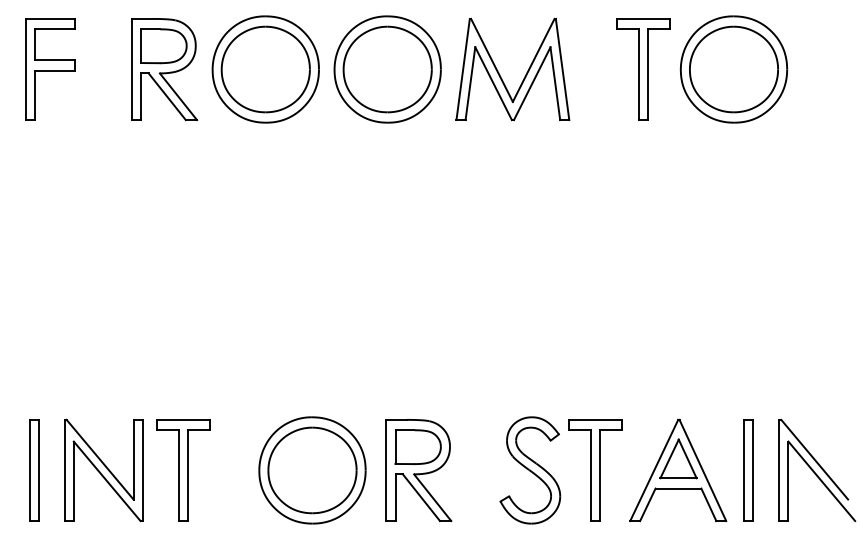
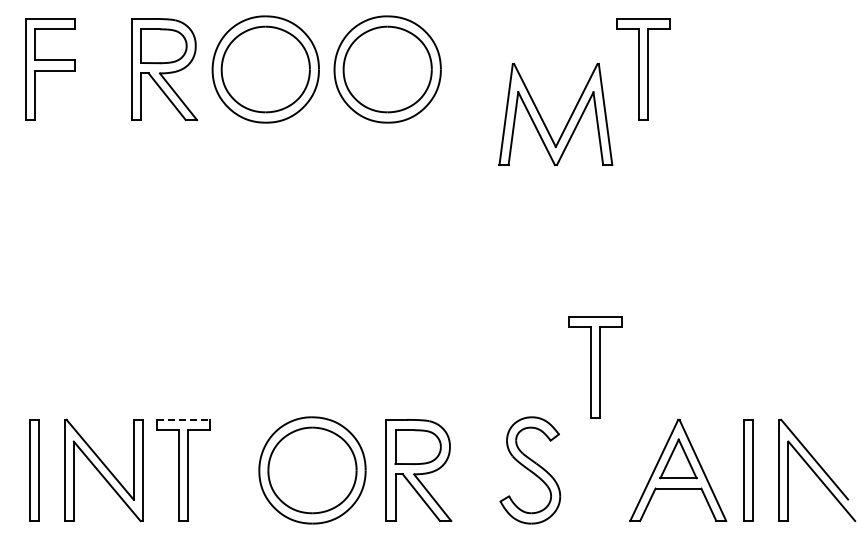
part: present -> none (733, 69)
part position: (500, 74) -> (543, 119) (543, 119)
line: solid -> dashed (183, 419)
part position: (595, 470) -> (595, 367) (595, 367)
